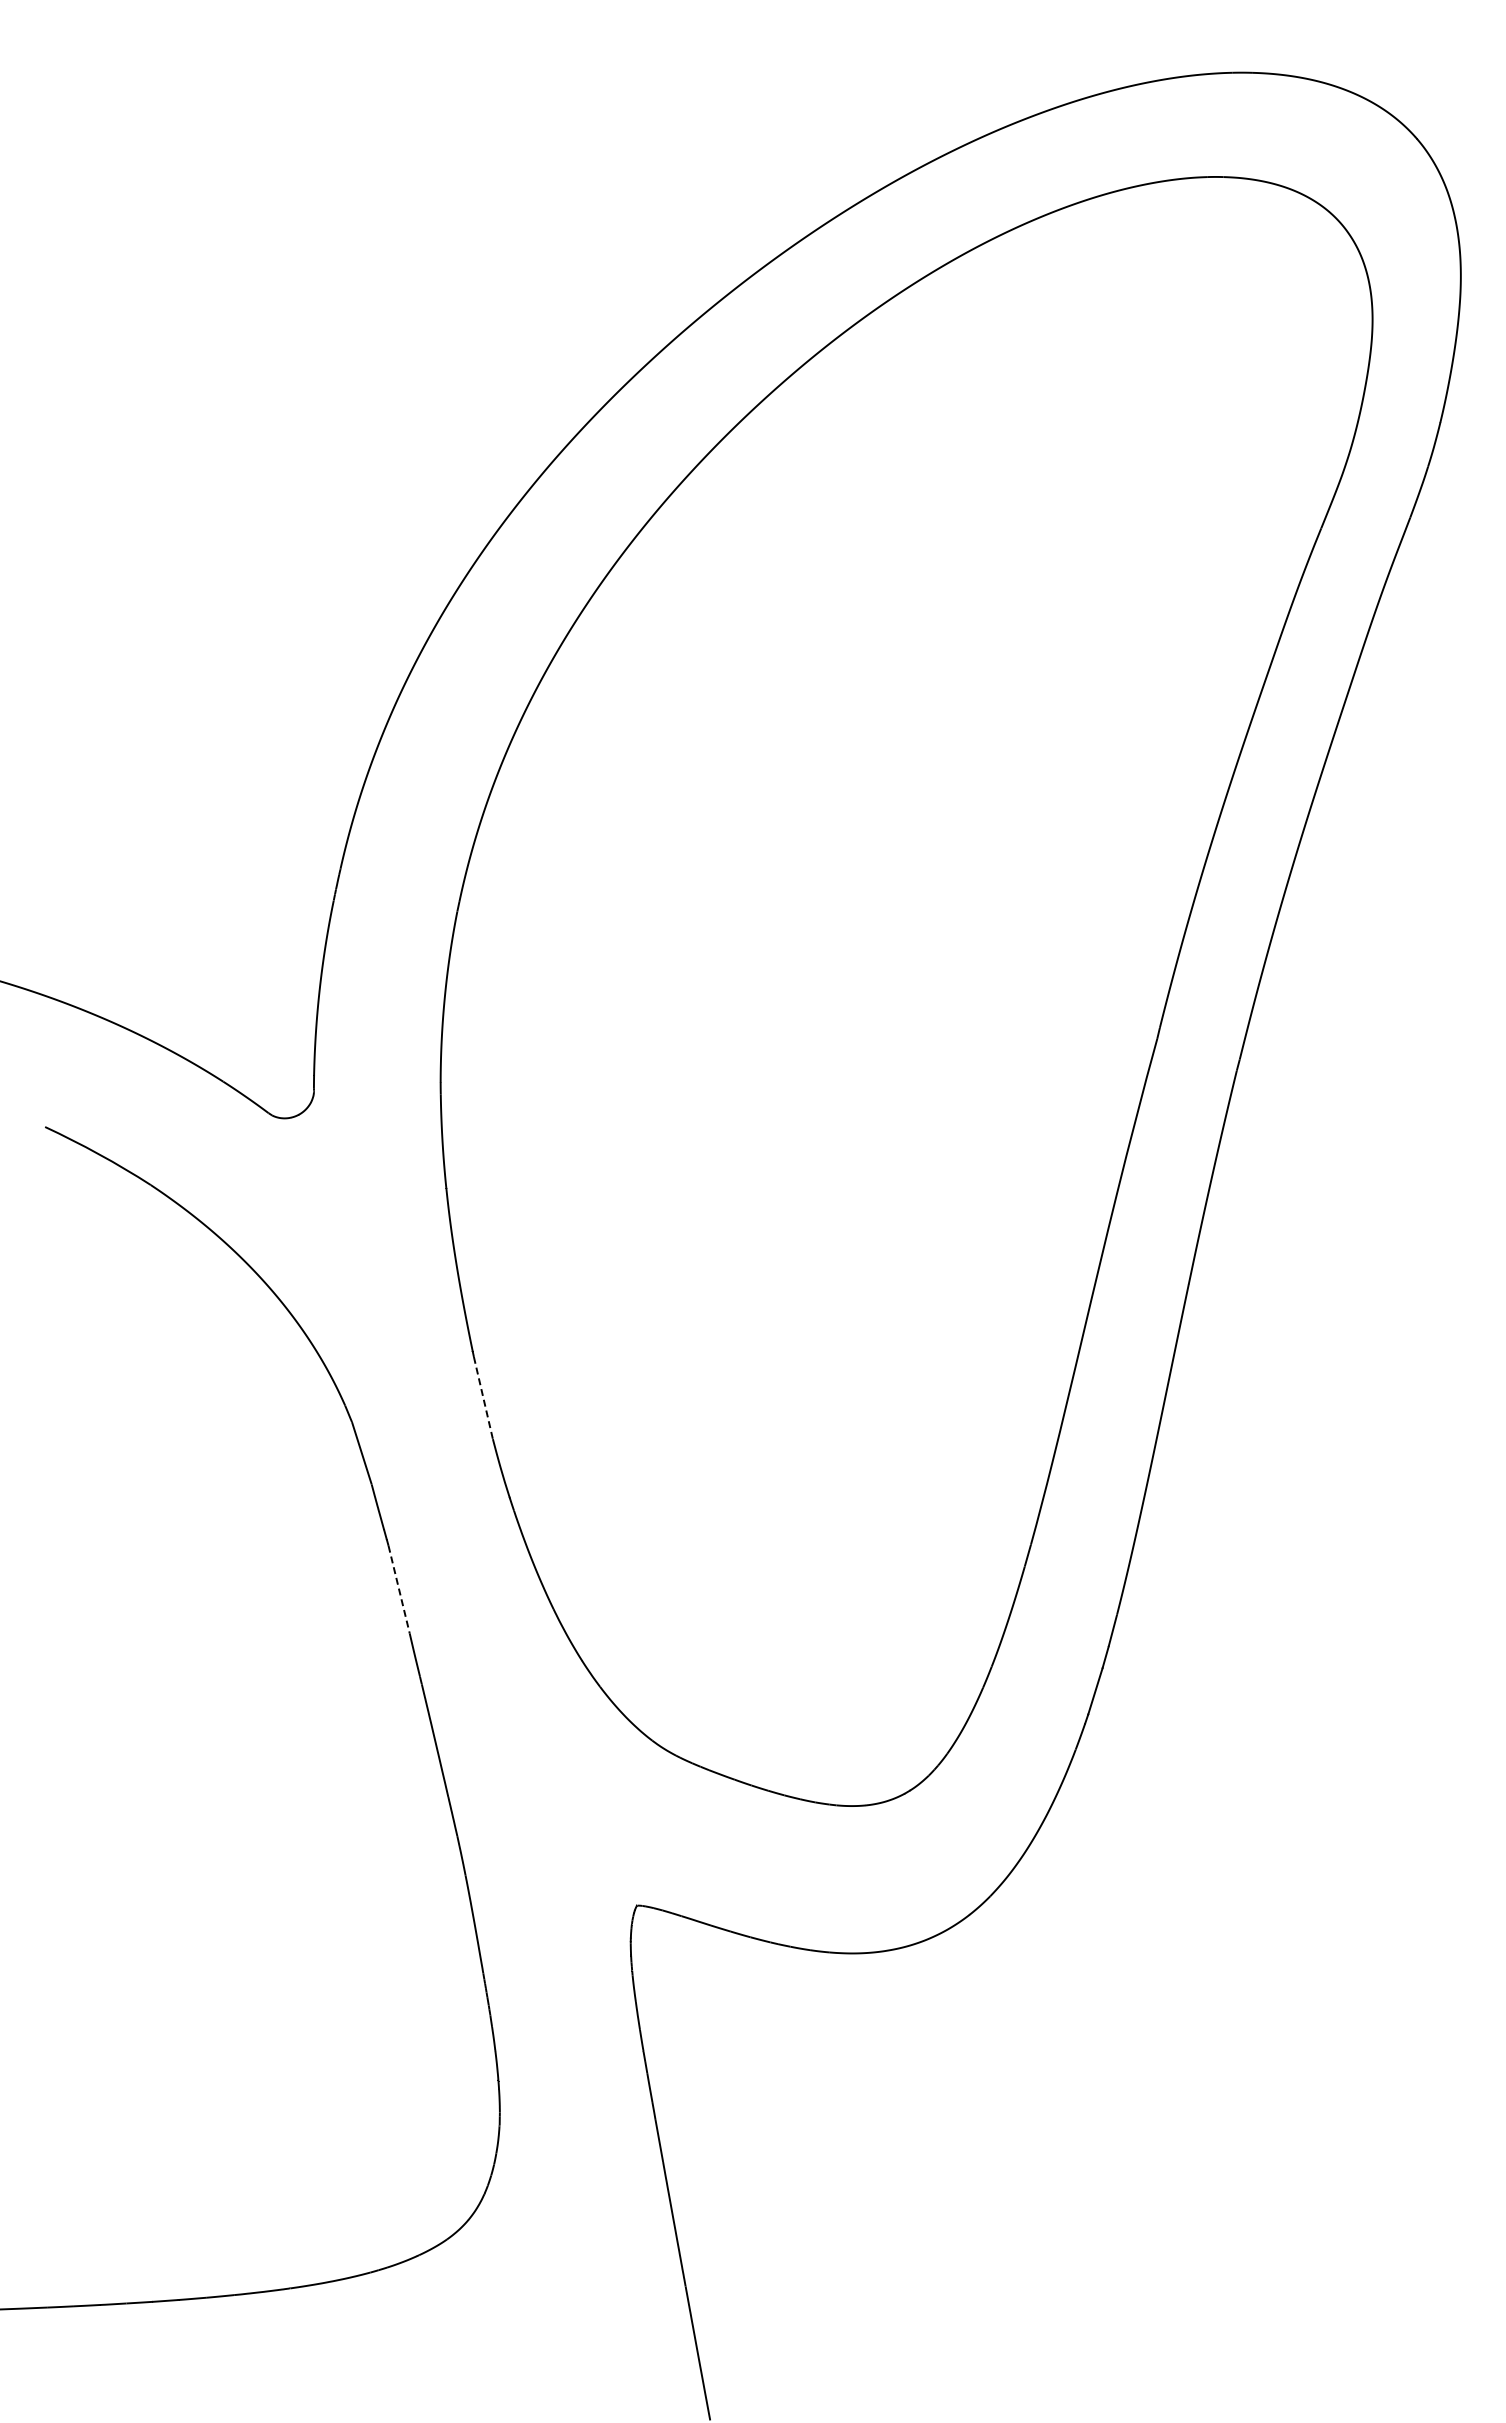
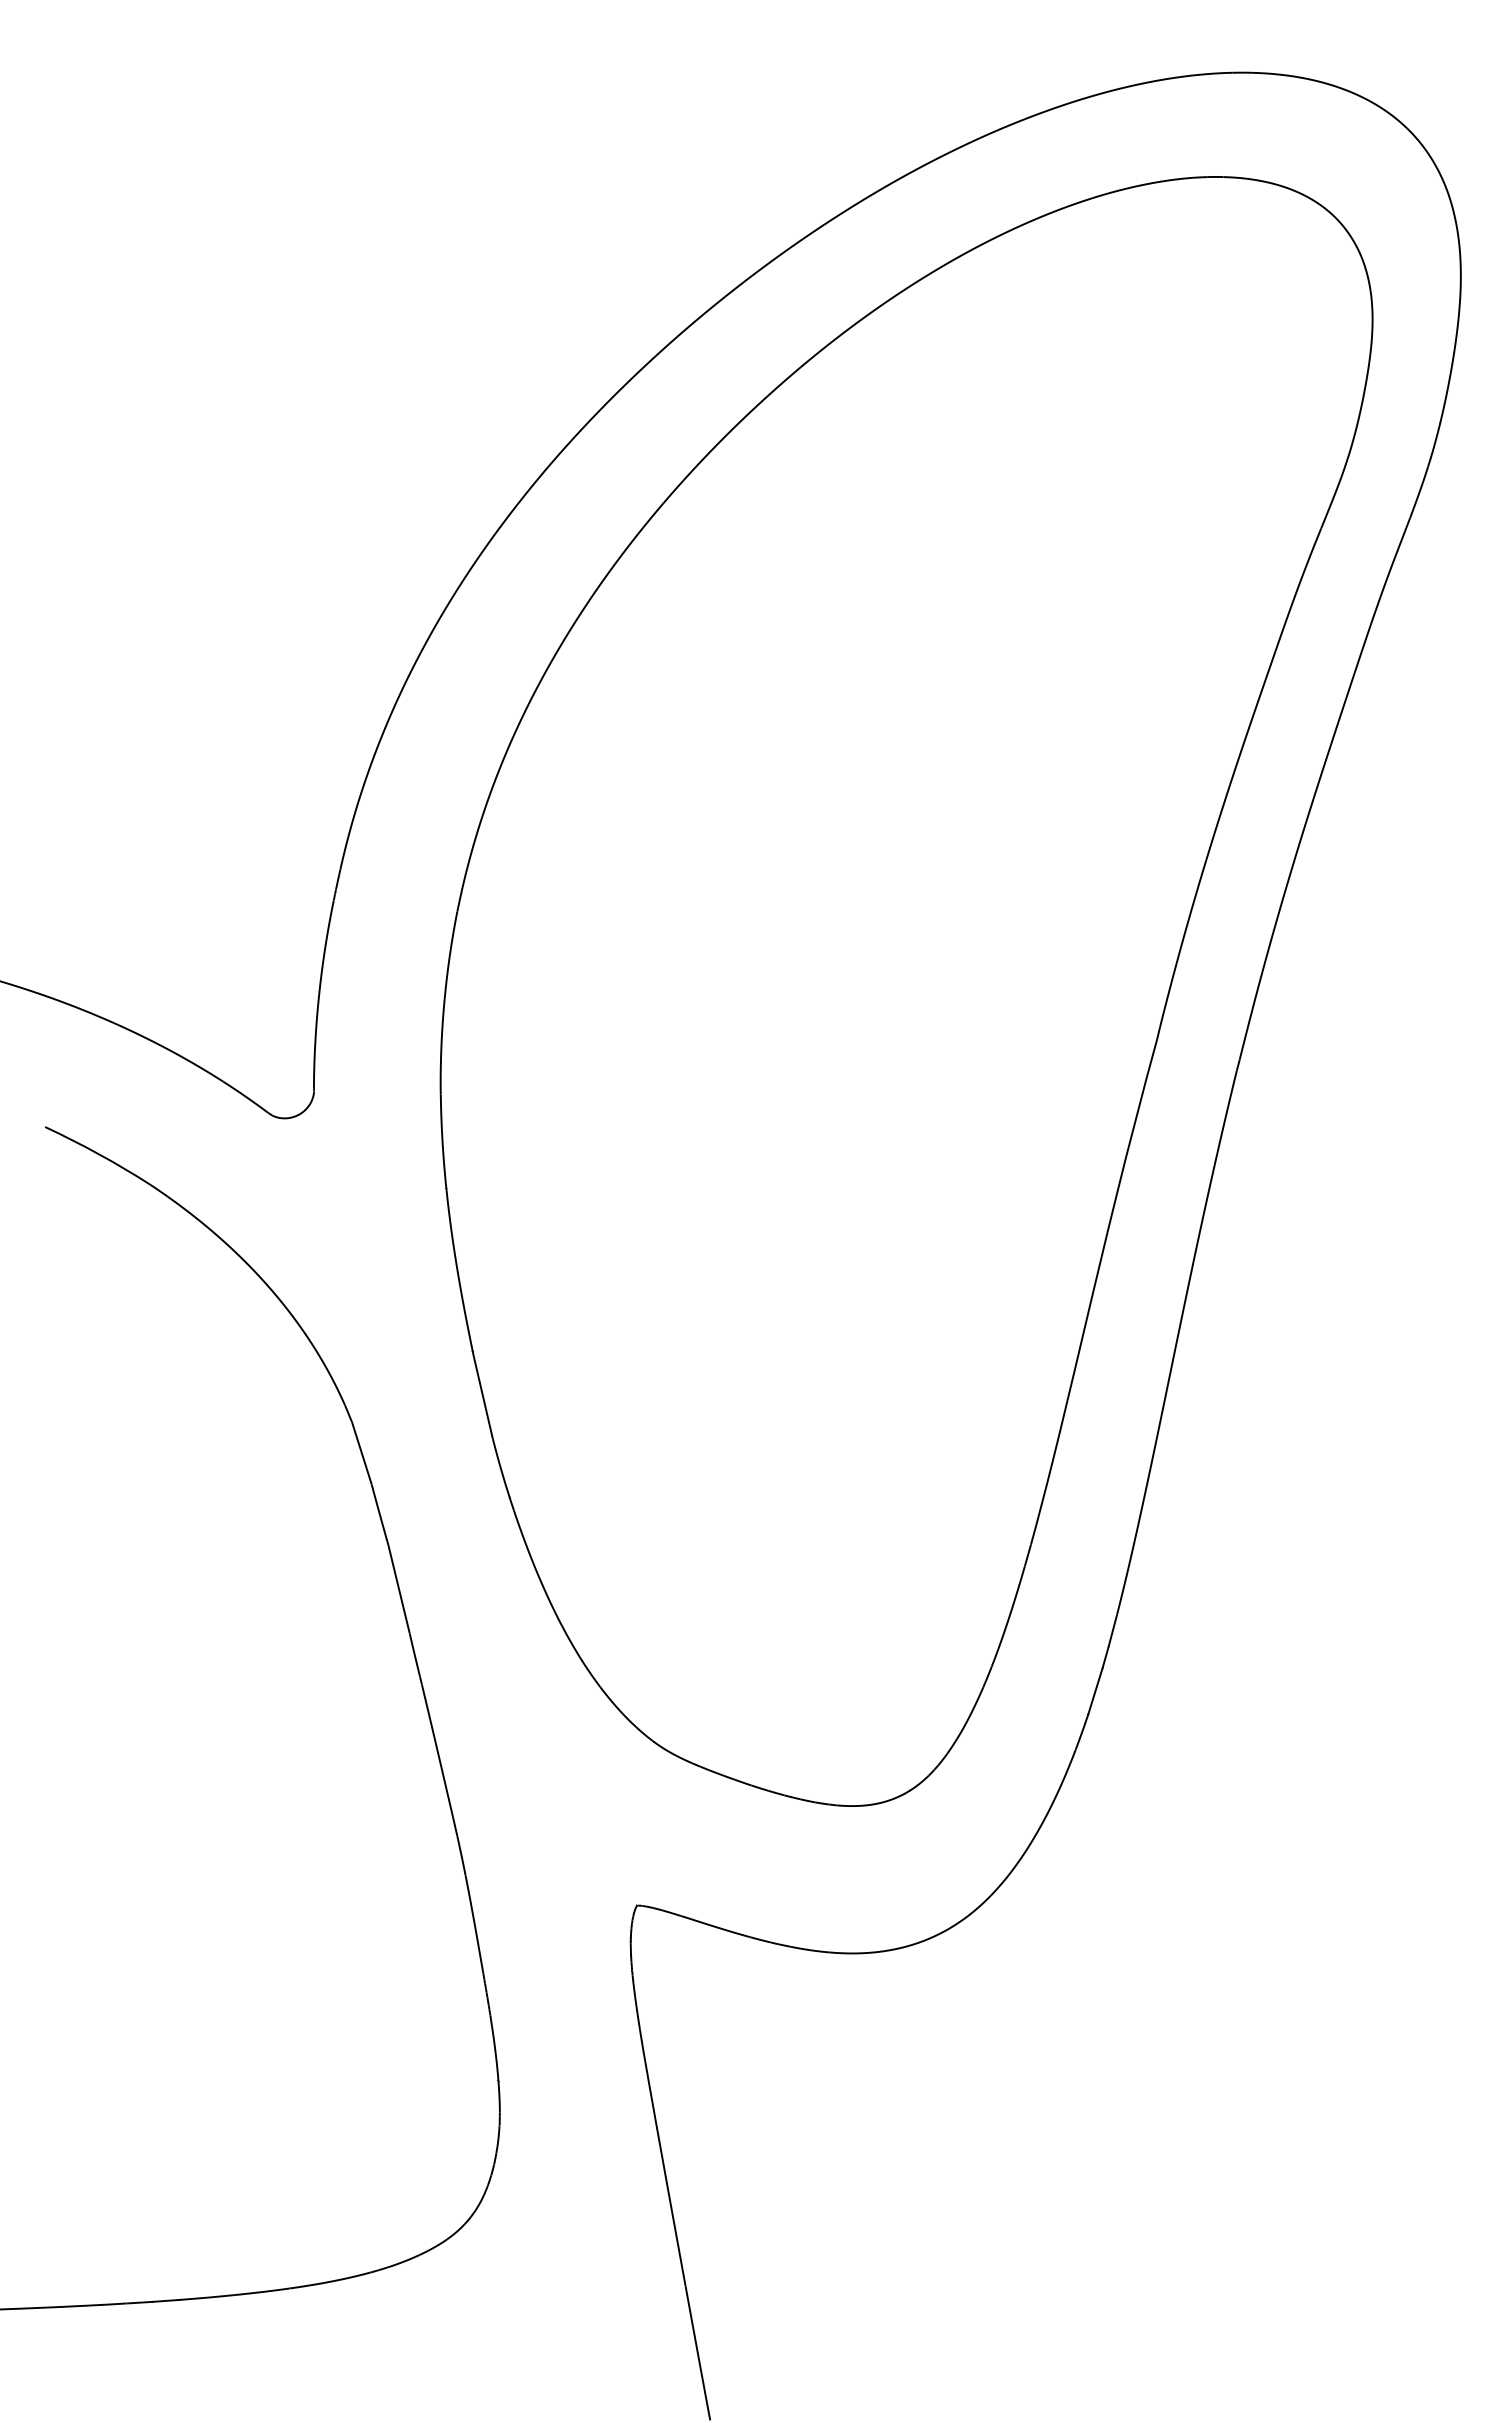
line: dashed -> solid (483, 1398)
line: dashed -> solid (399, 1590)
